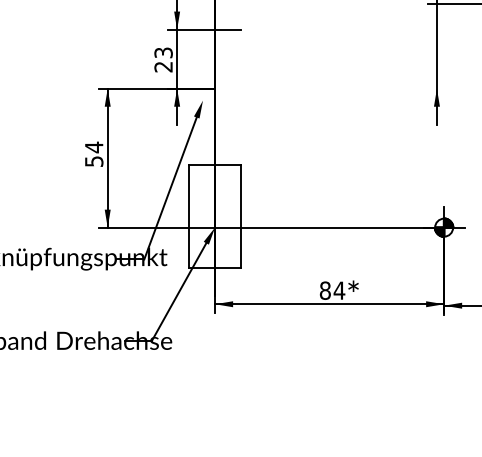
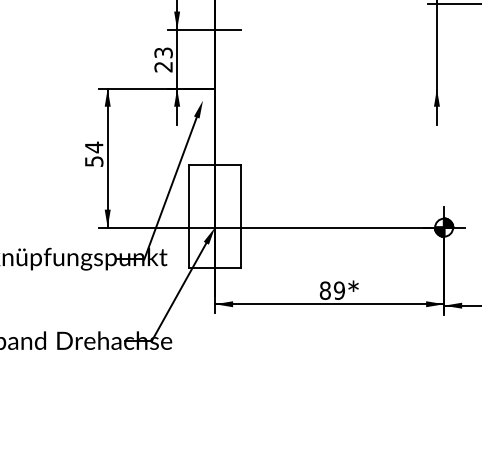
text: 84 -> 89 (339, 290)
